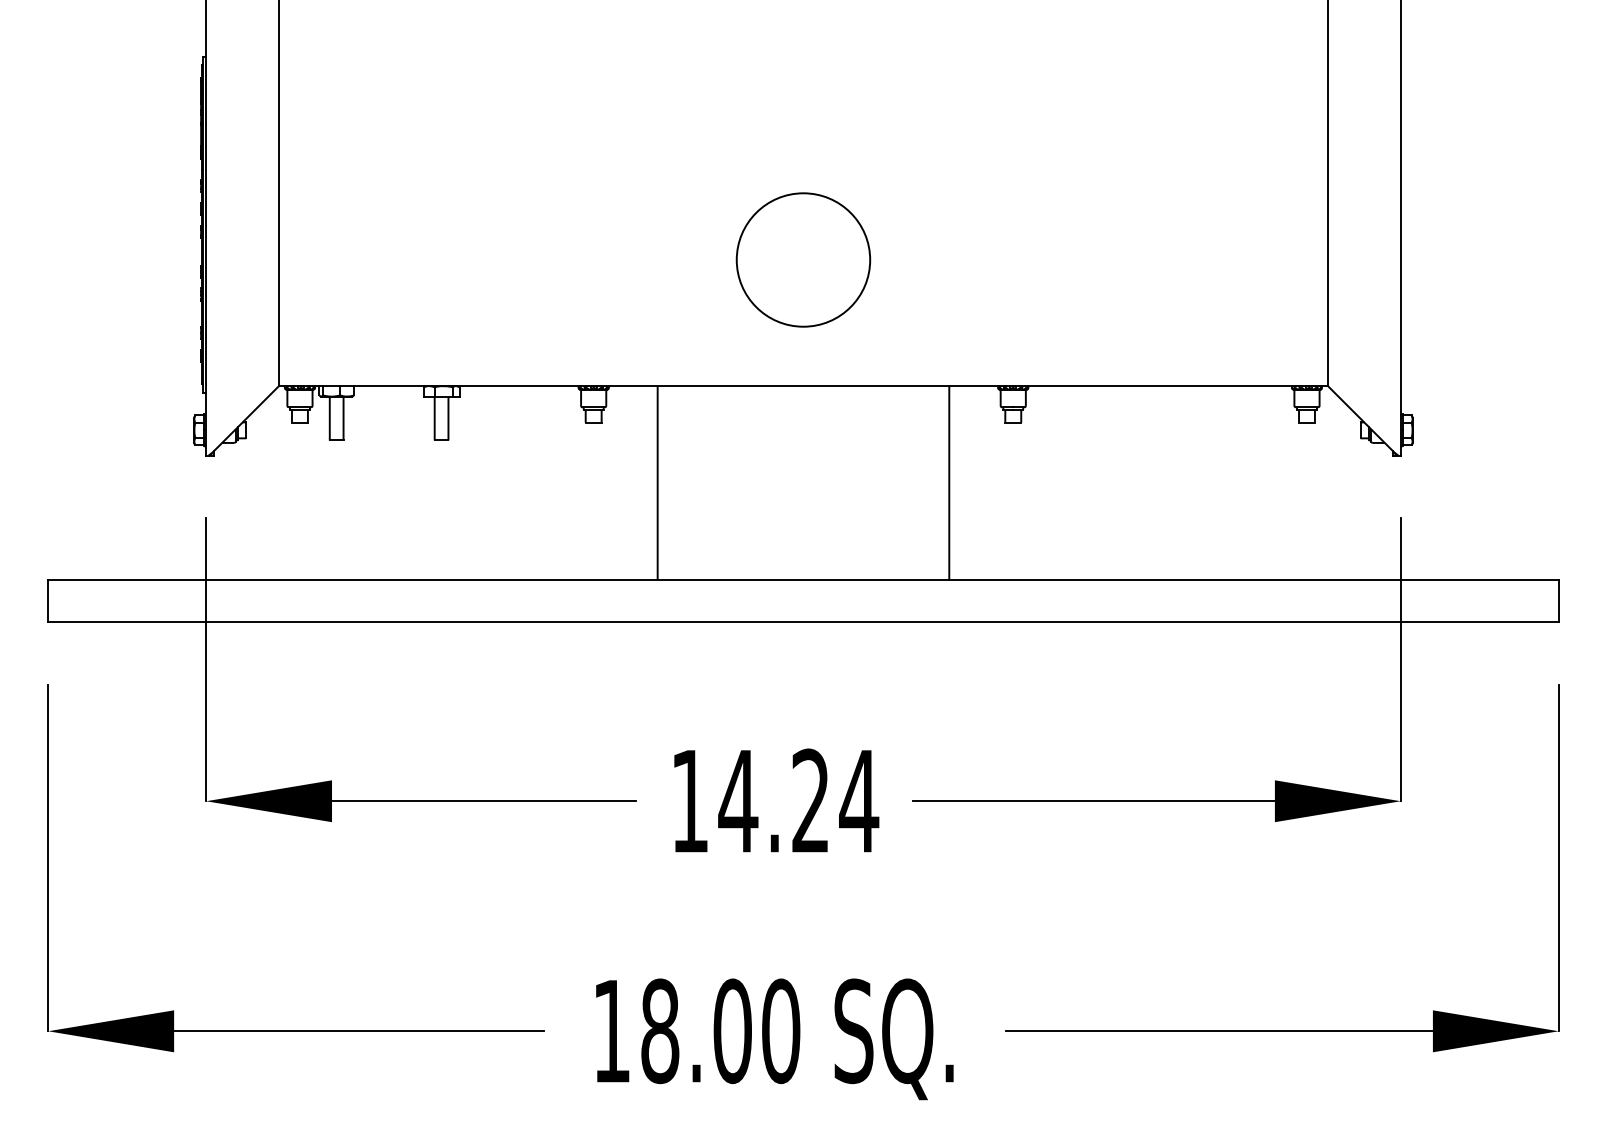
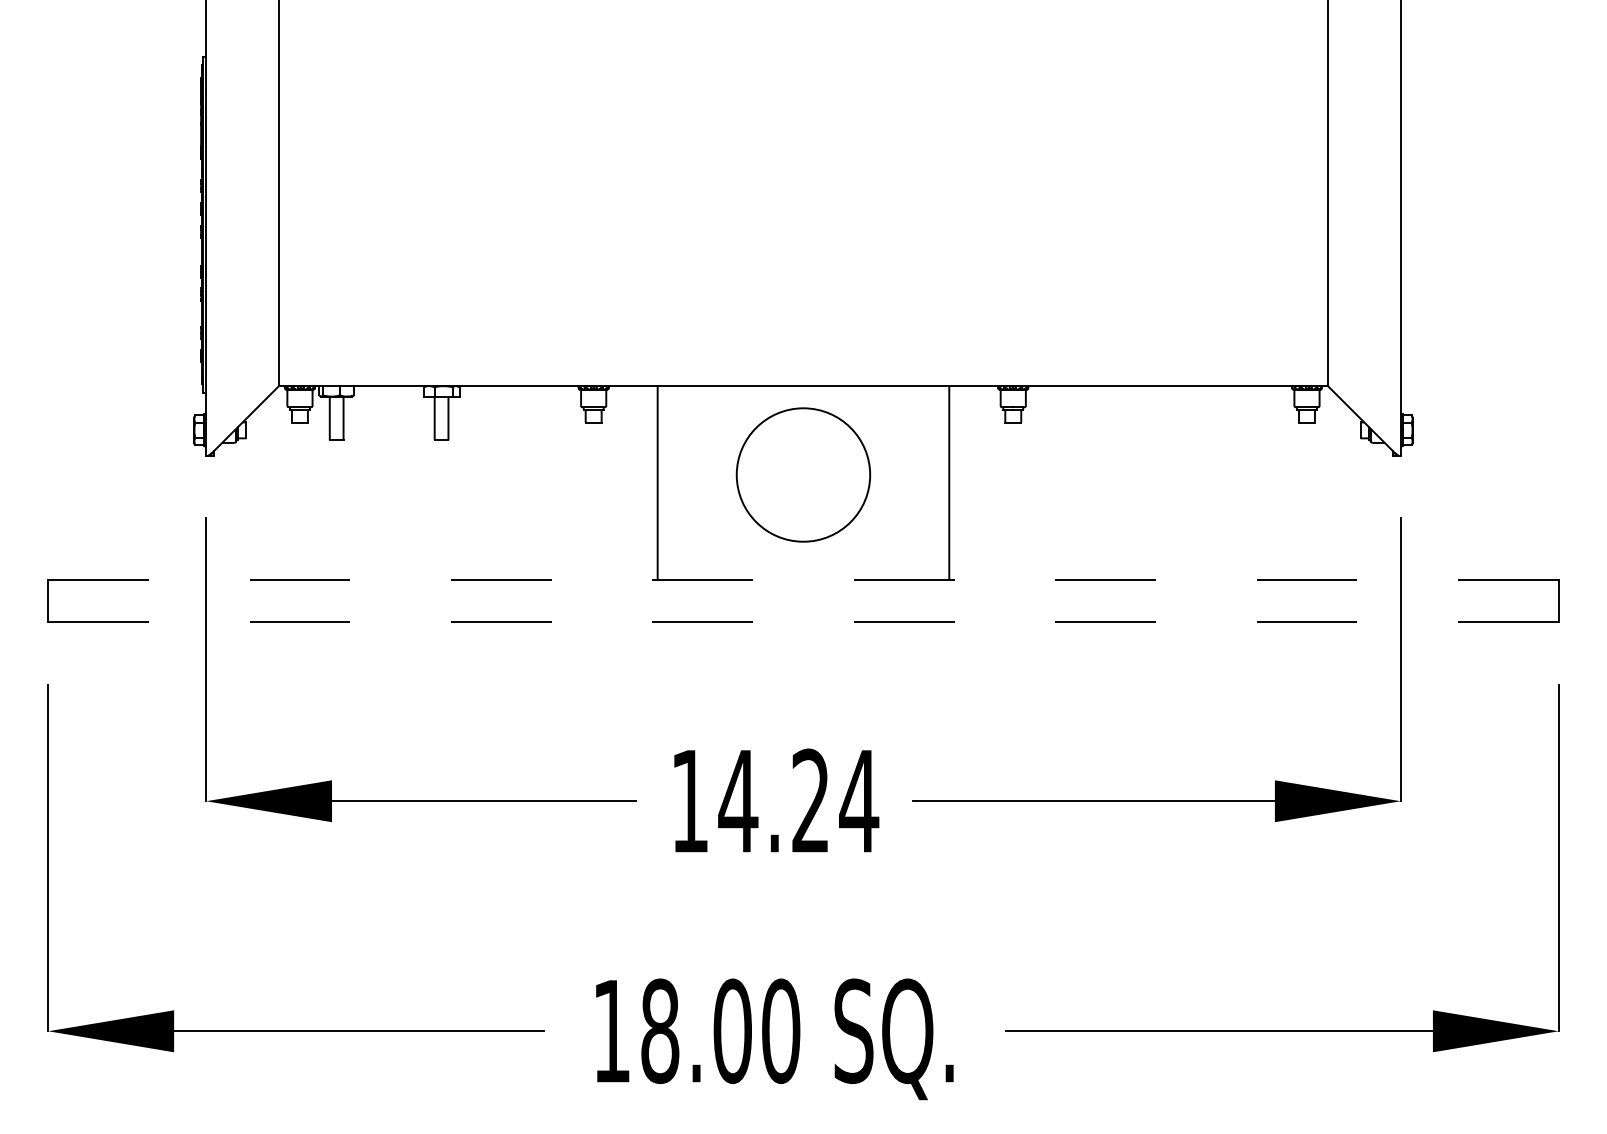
circle position: (803, 259) -> (803, 474) (803, 474)
line: solid -> dashed (803, 579)
line: solid -> dashed (803, 621)
